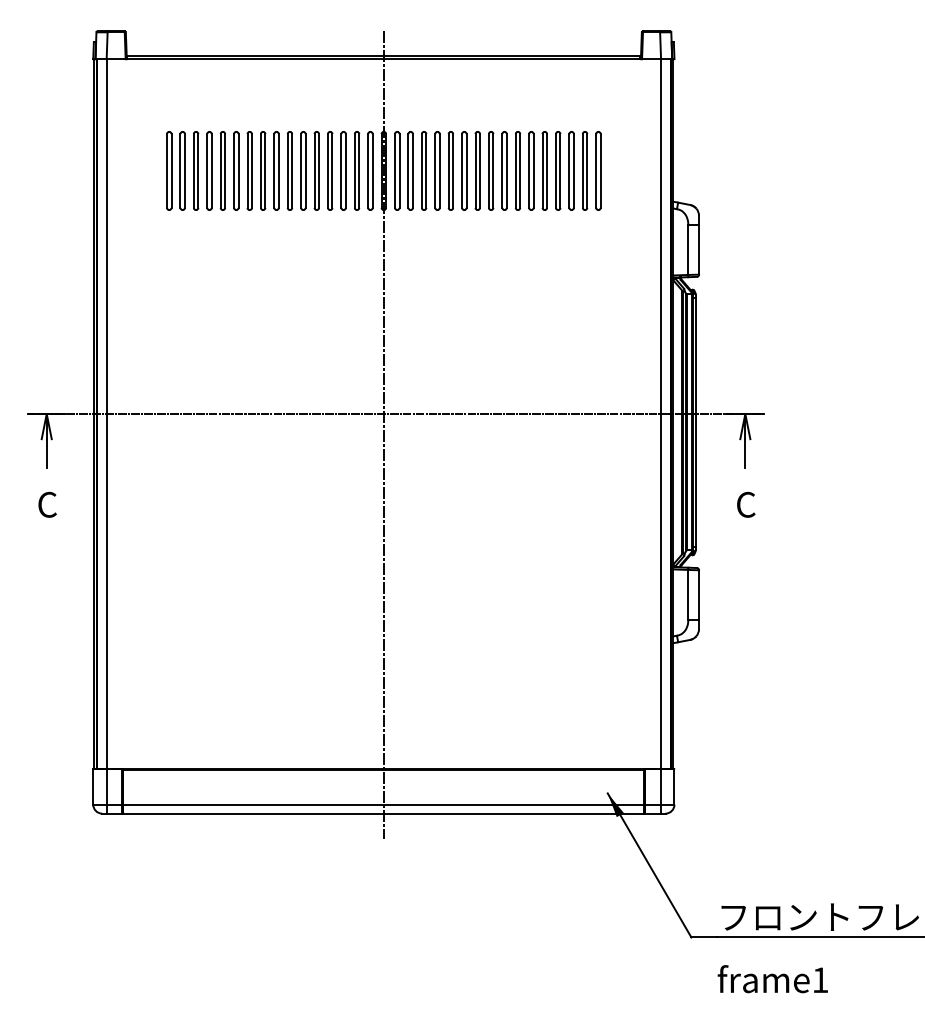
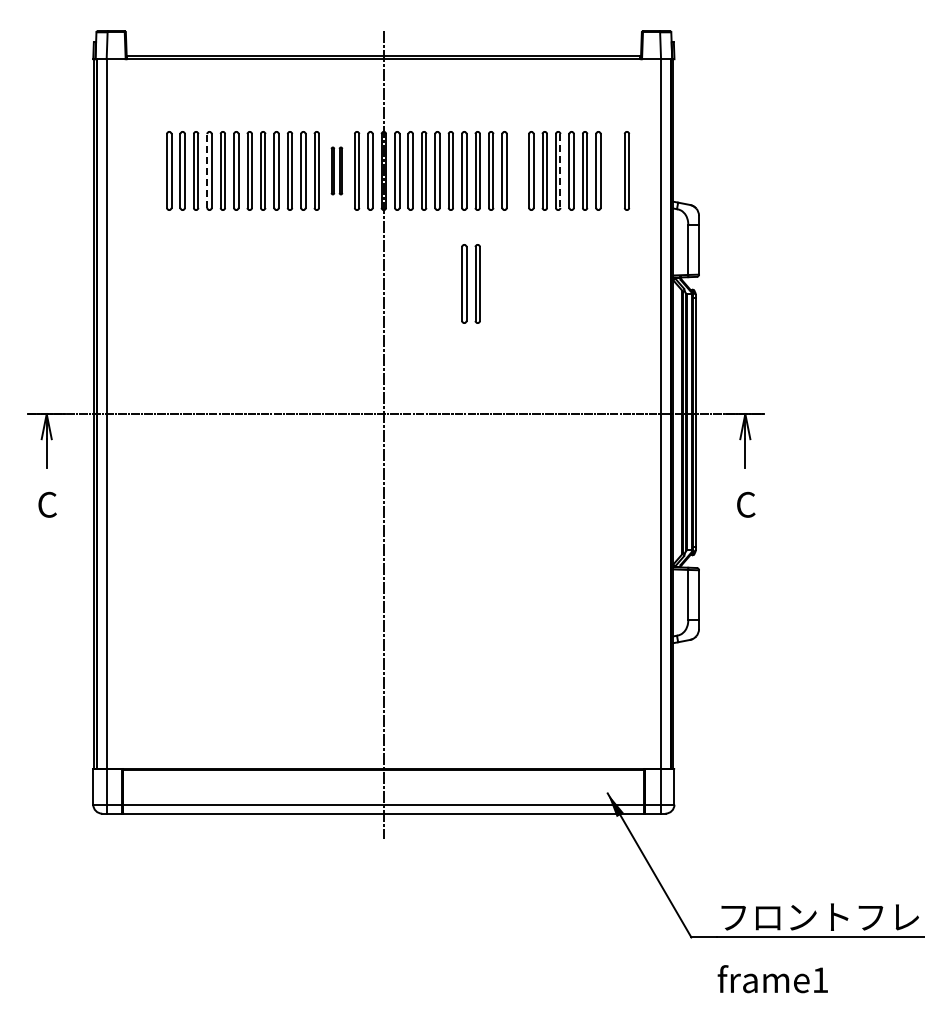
line: solid -> dashed (207, 170)
part size: 20x80 px -> 14x50 px (336, 170)
part position: (517, 170) -> (626, 170) (626, 170)
line: solid -> dashed (560, 170)
part: none -> present (470, 283)
